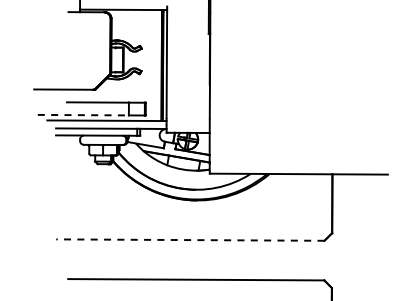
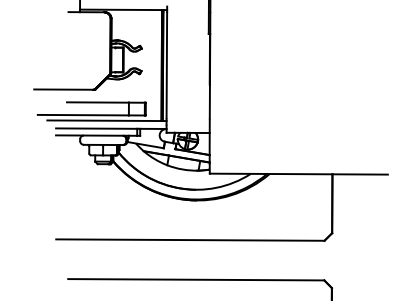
line: dashed -> solid (83, 115)
line: dashed -> solid (189, 240)
